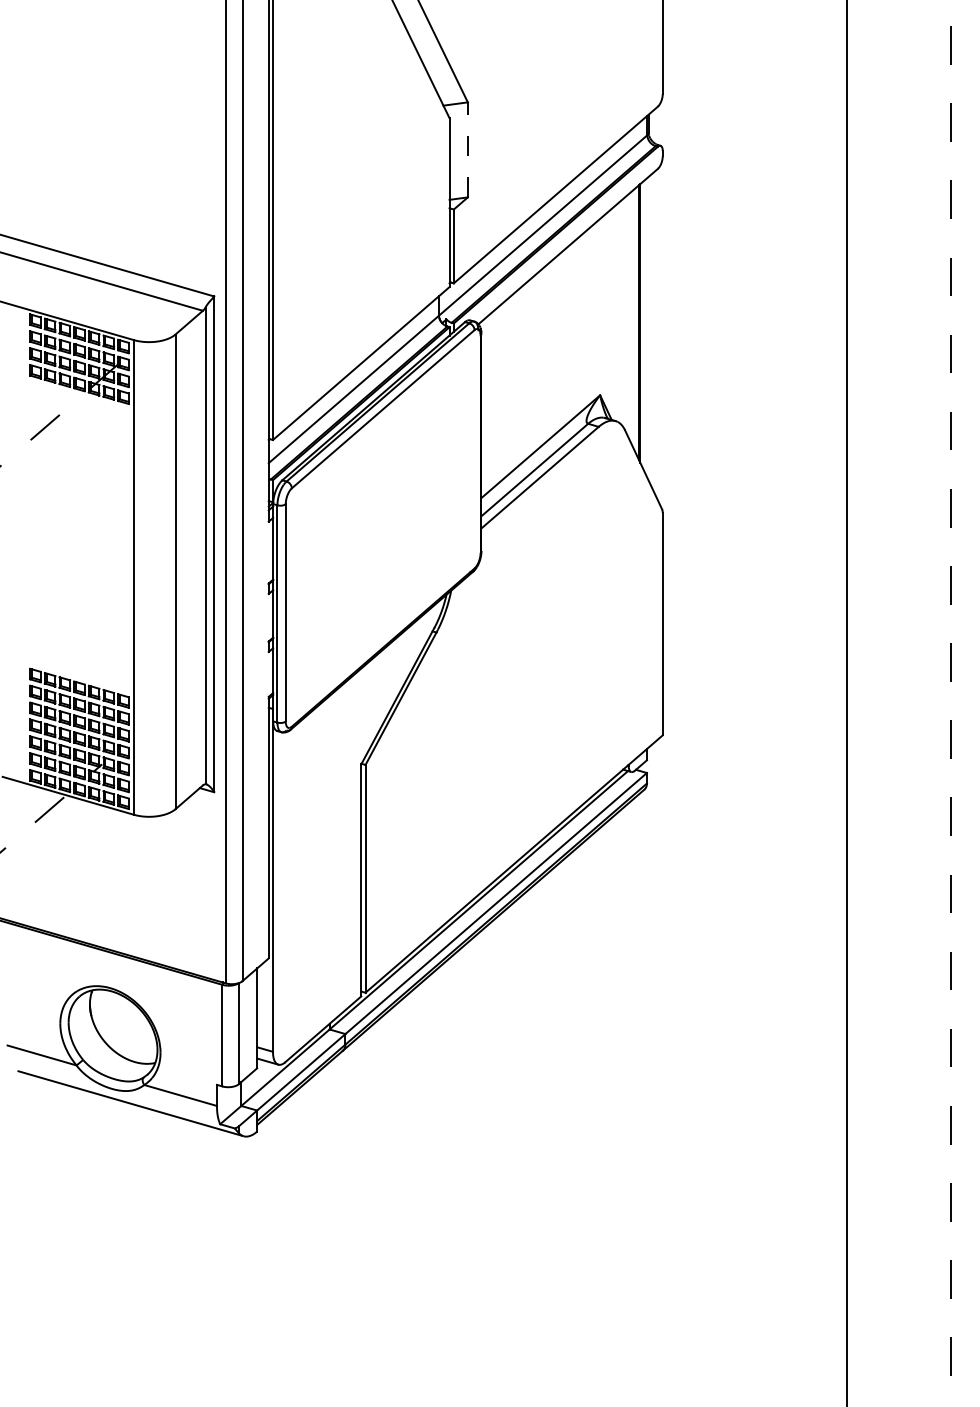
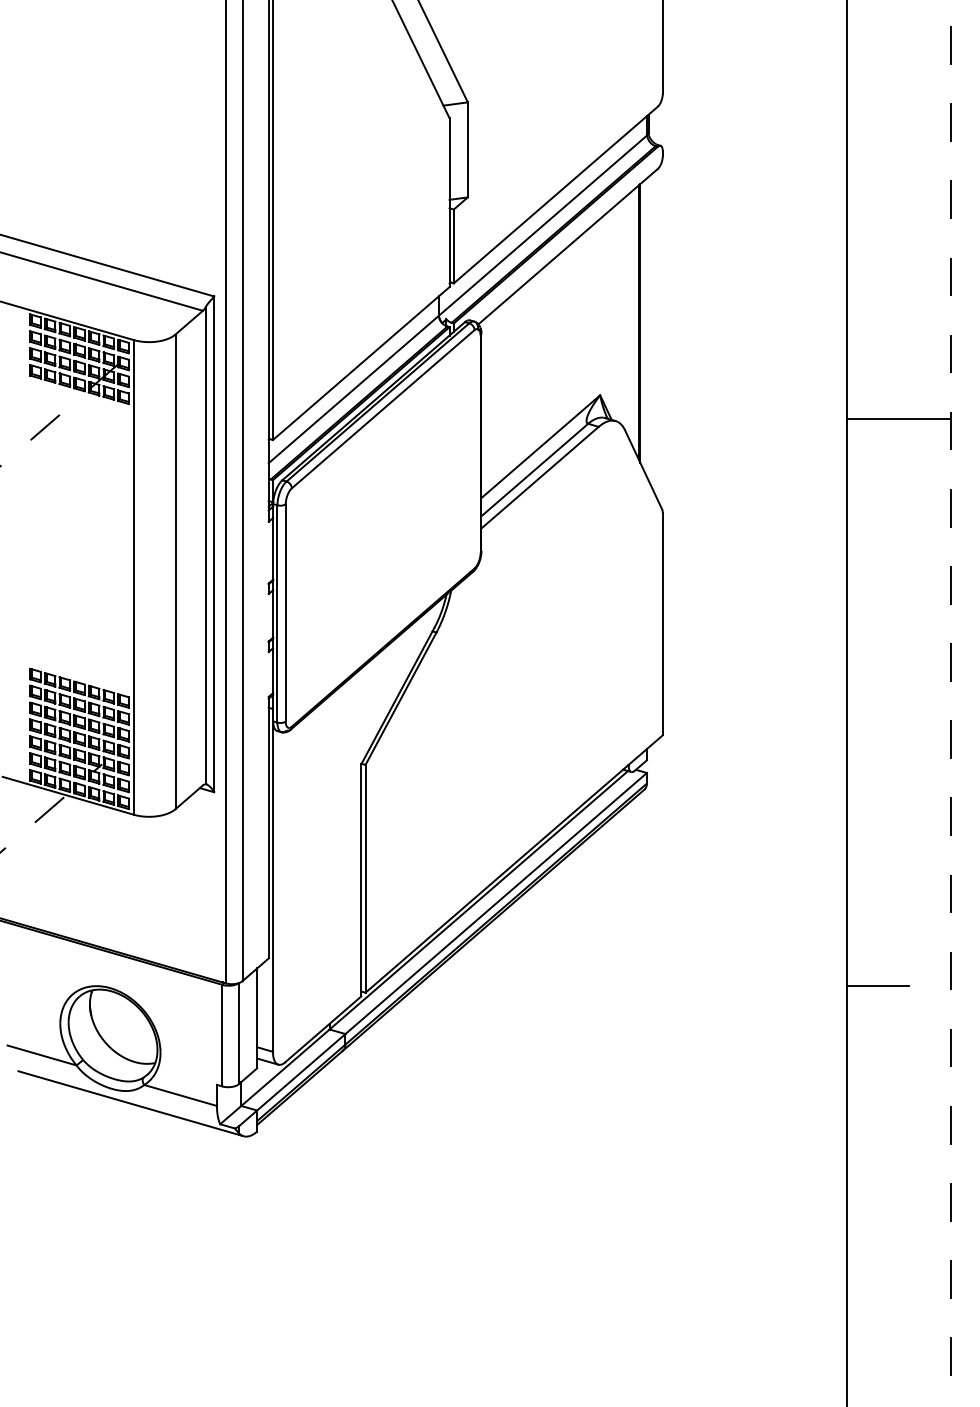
line: dashed -> solid (467, 149)
line: none -> present (898, 418)
line: none -> present (878, 985)
